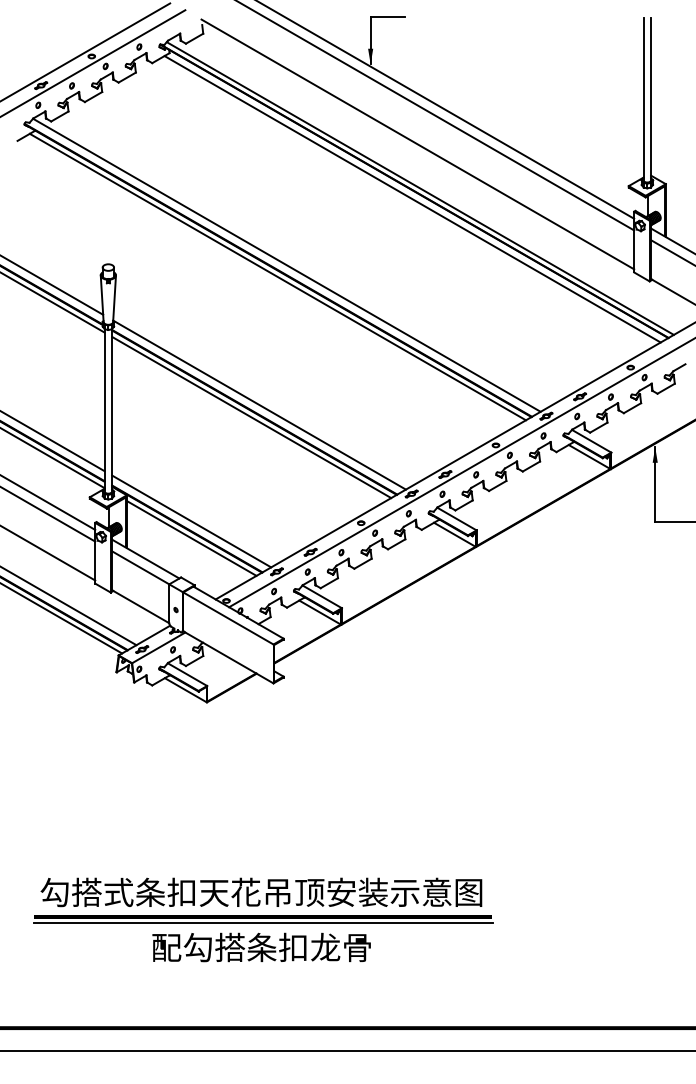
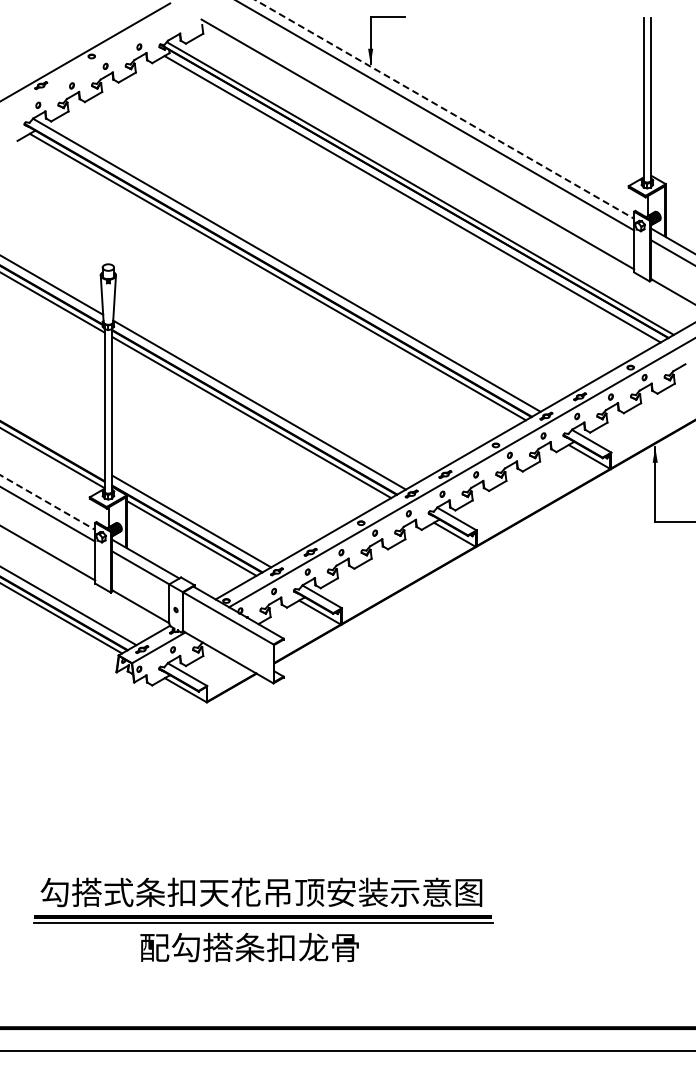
line: present -> none (93, 62)
line: solid -> dashed (444, 109)
line: present -> none (53, 441)
line: solid -> dashed (47, 502)
text position: (261, 947) -> (249, 947) (249, 947)
